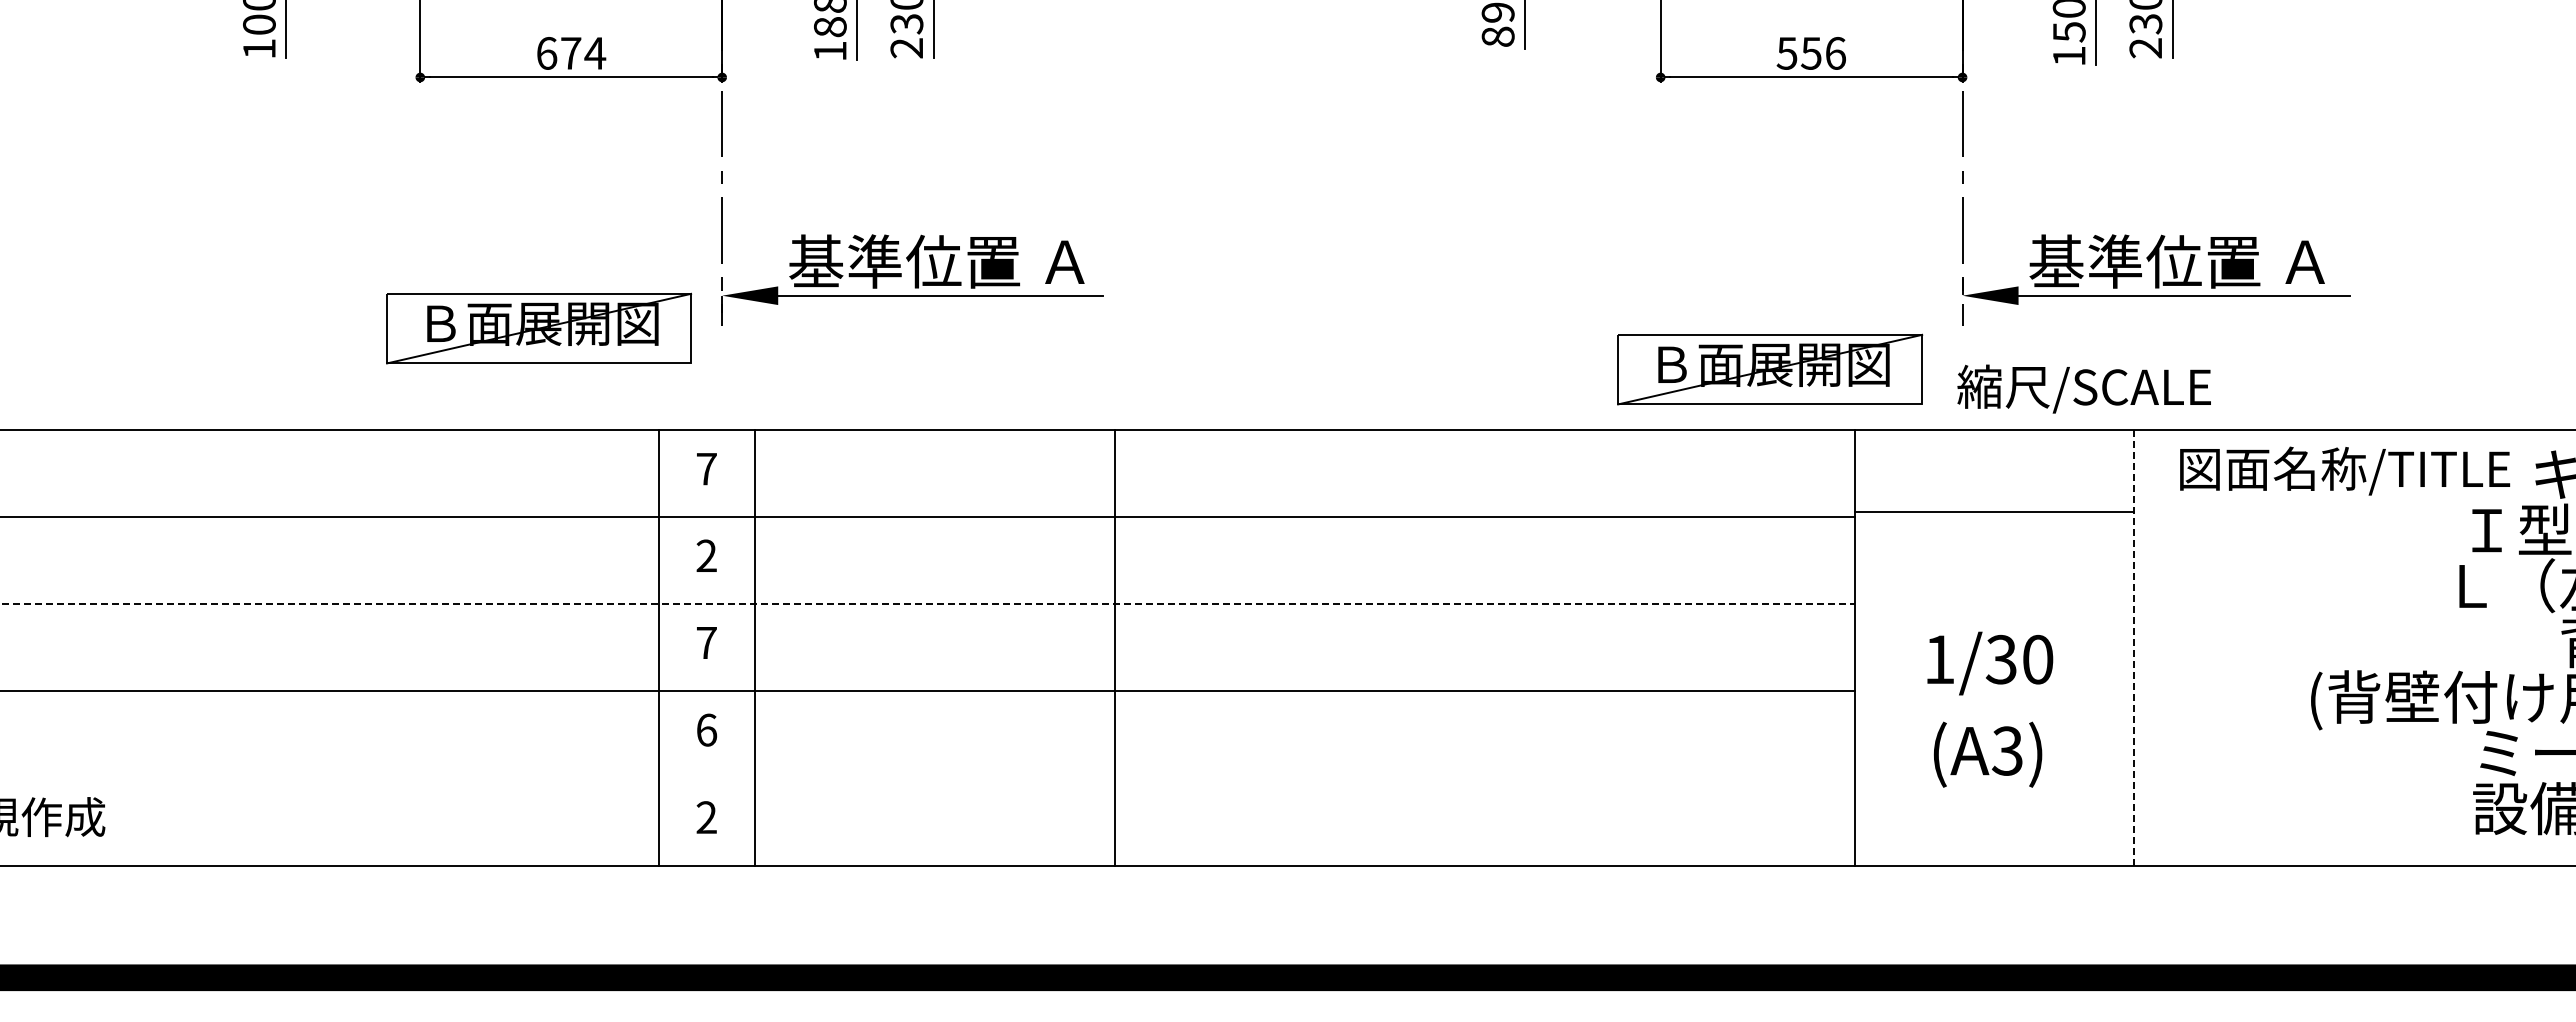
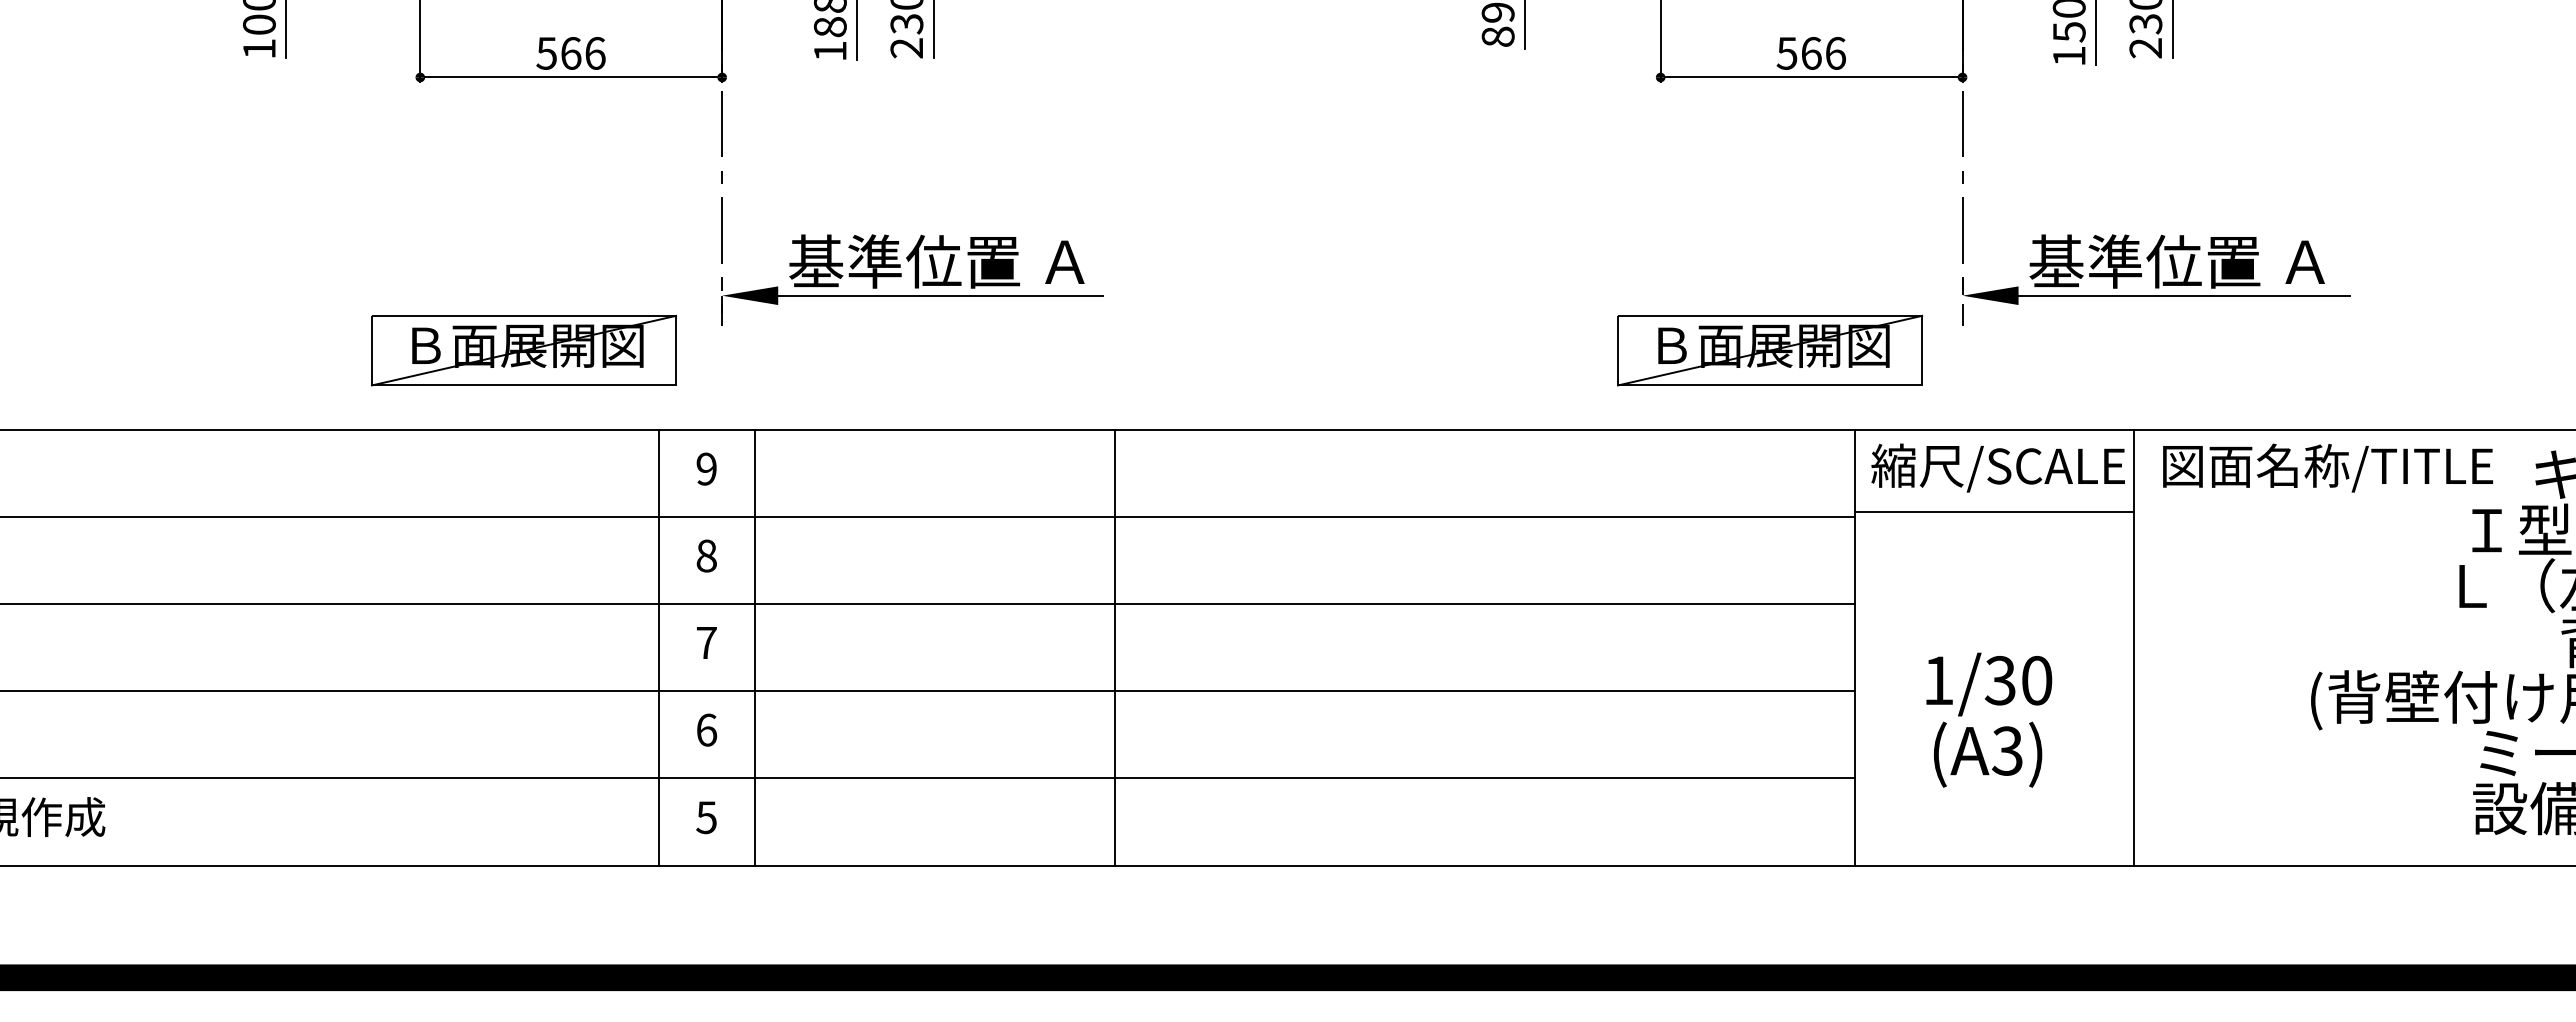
text: 674 -> 566 (571, 53)
text: 556 -> 566 (1810, 53)
part position: (539, 328) -> (524, 350) (524, 350)
part position: (1770, 369) -> (1770, 350) (1770, 350)
text position: (2083, 388) -> (1997, 467) (1997, 467)
text: 7 -> 9 (706, 468)
text position: (2345, 470) -> (2328, 467) (2328, 467)
text: 2 -> 8 (706, 555)
line: dashed -> solid (927, 603)
line: dashed -> solid (2133, 647)
text position: (1990, 663) -> (1989, 684) (1989, 684)
line: none -> present (928, 778)
text: 2 -> 5 (706, 817)
